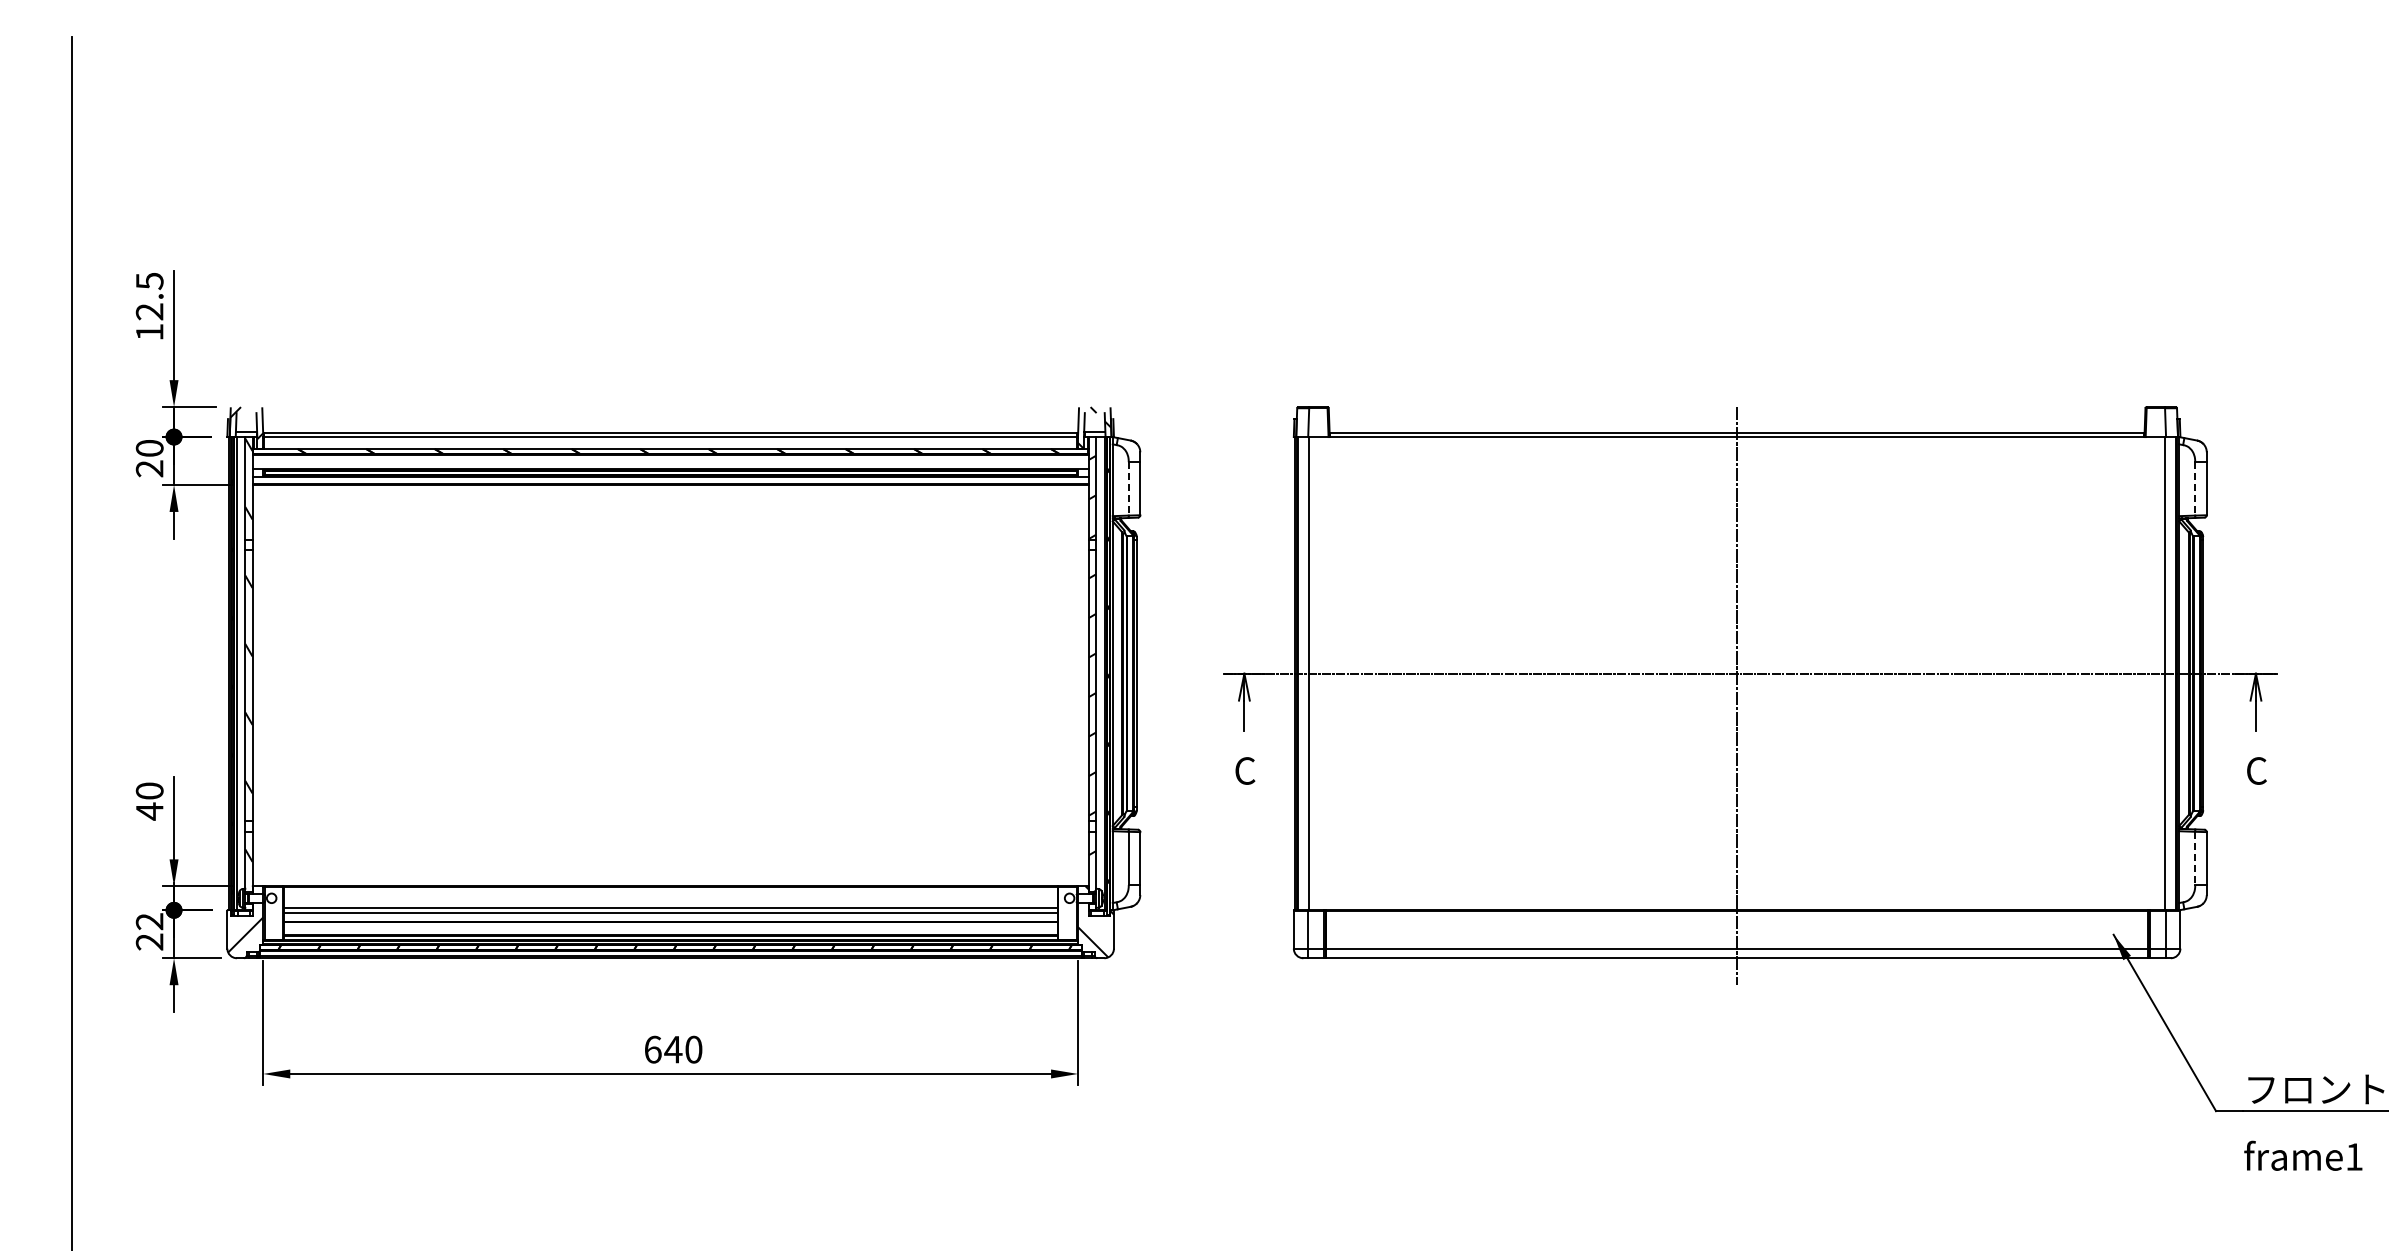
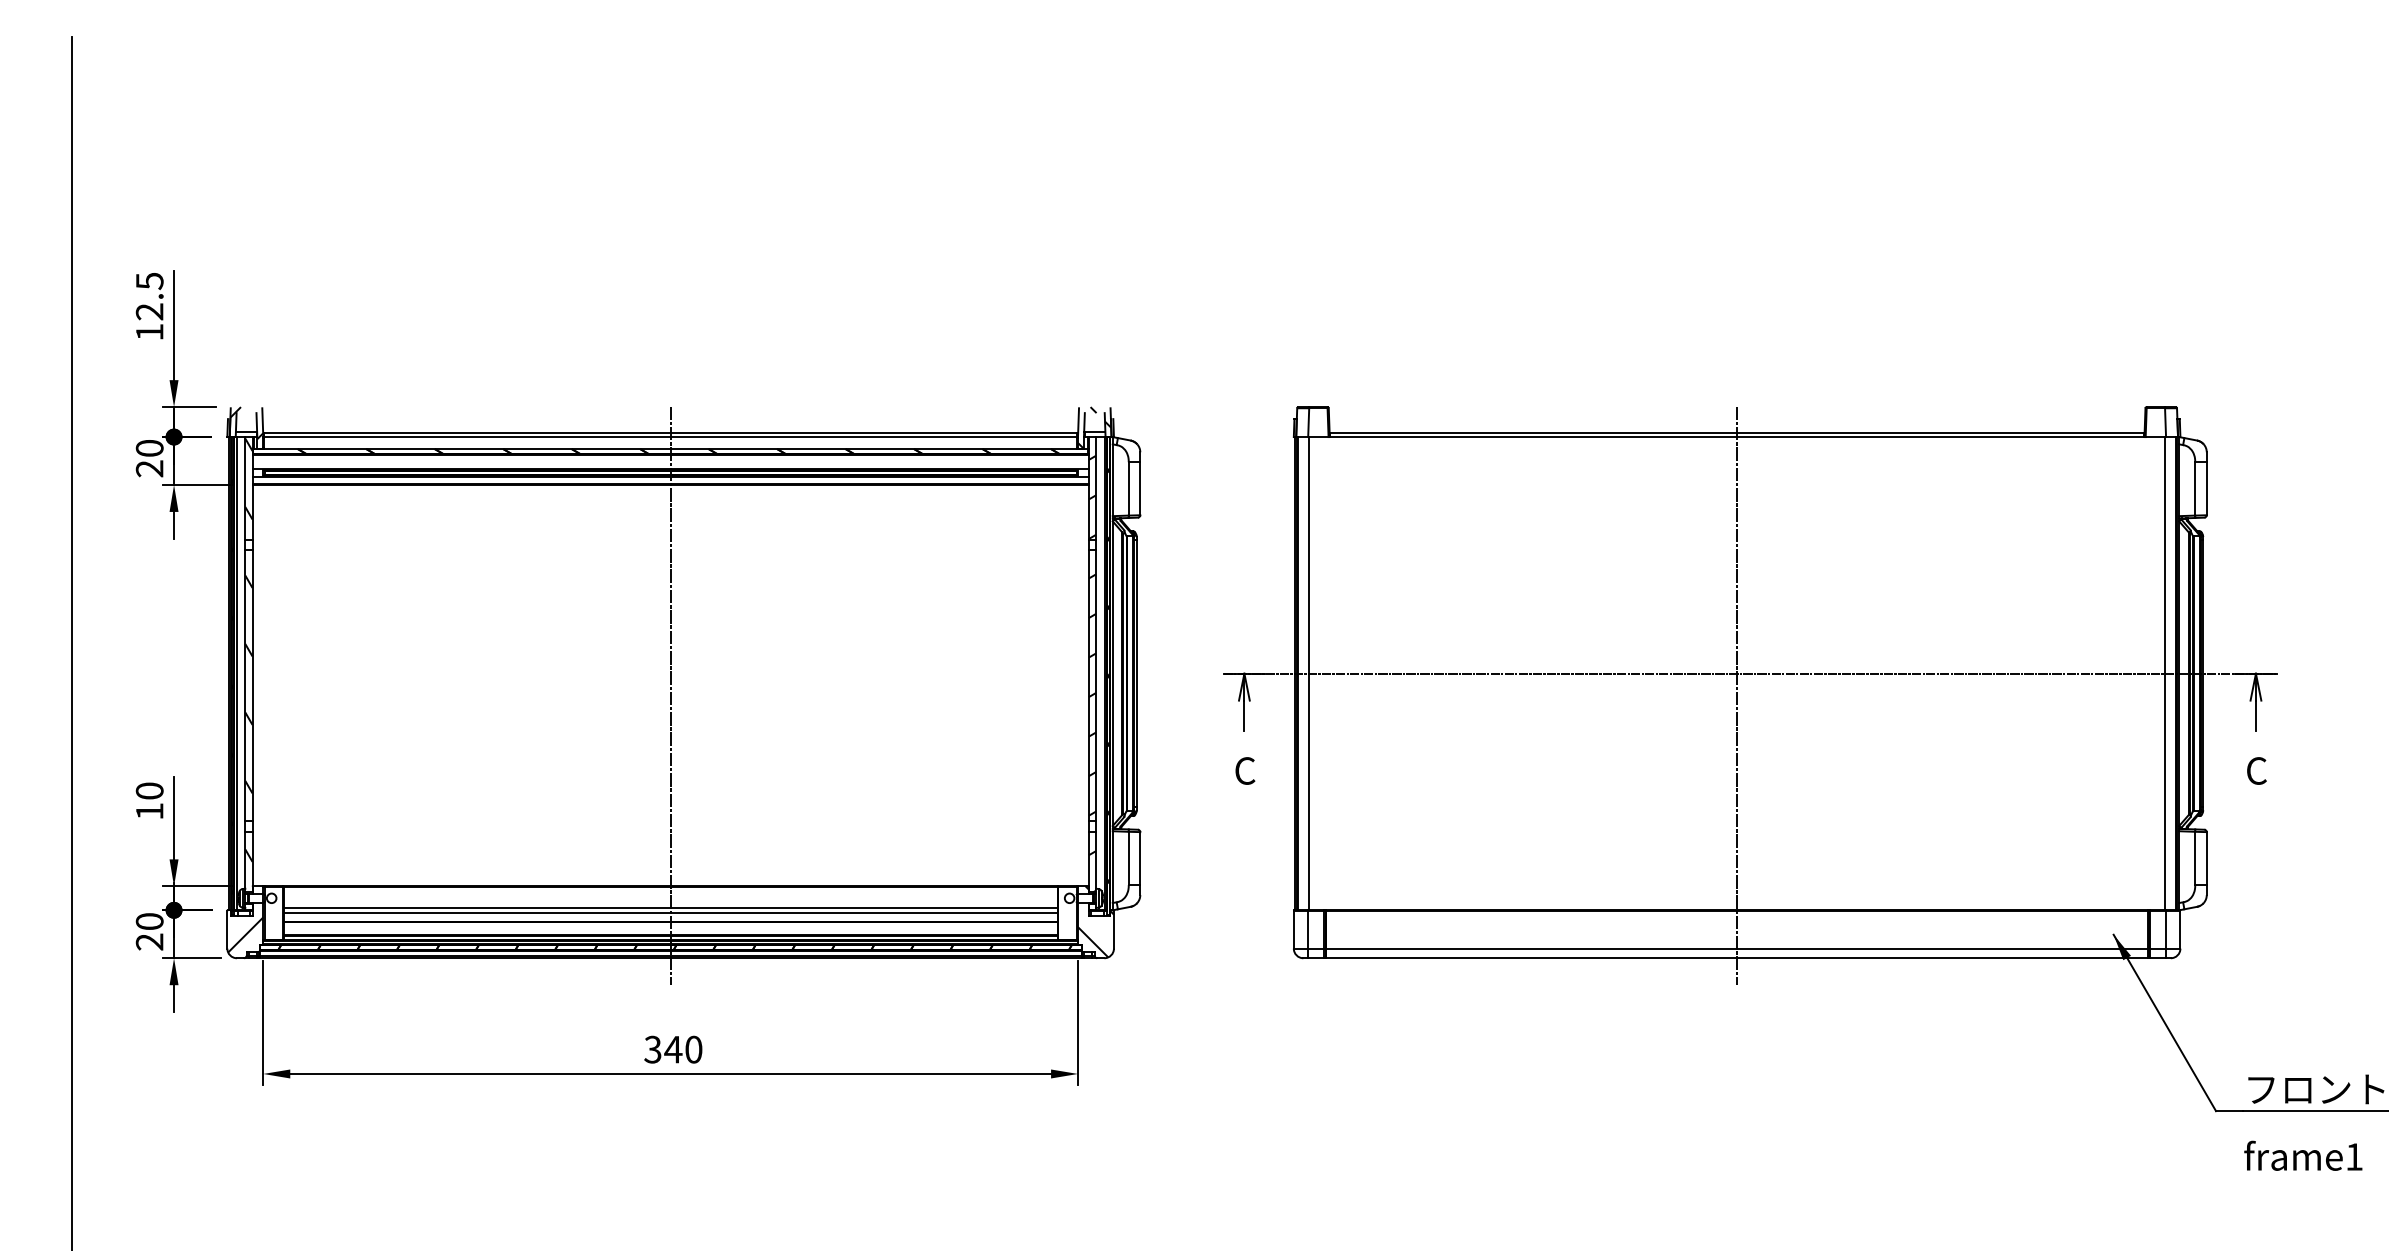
line: dashed -> solid (1128, 488)
line: dashed -> solid (2195, 488)
line: none -> present (670, 695)
text: 40 -> 10 (149, 811)
line: dashed -> solid (2195, 858)
text: 22 -> 20 (149, 921)
text: 640 -> 340 (652, 1049)
